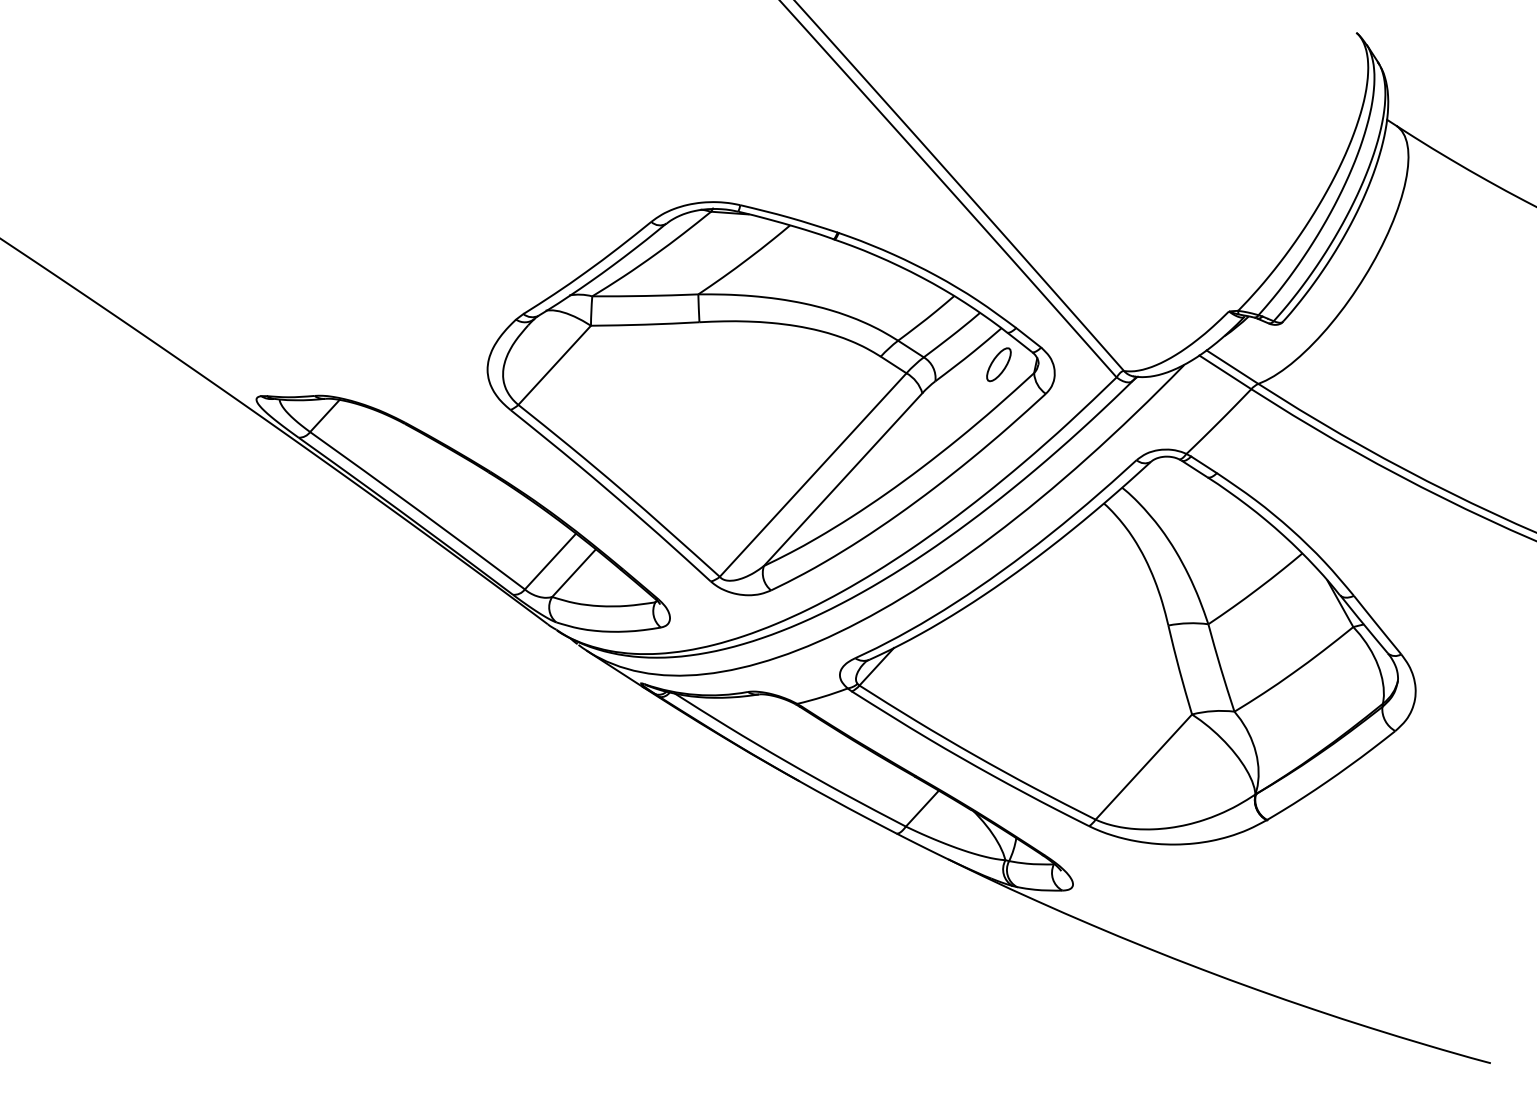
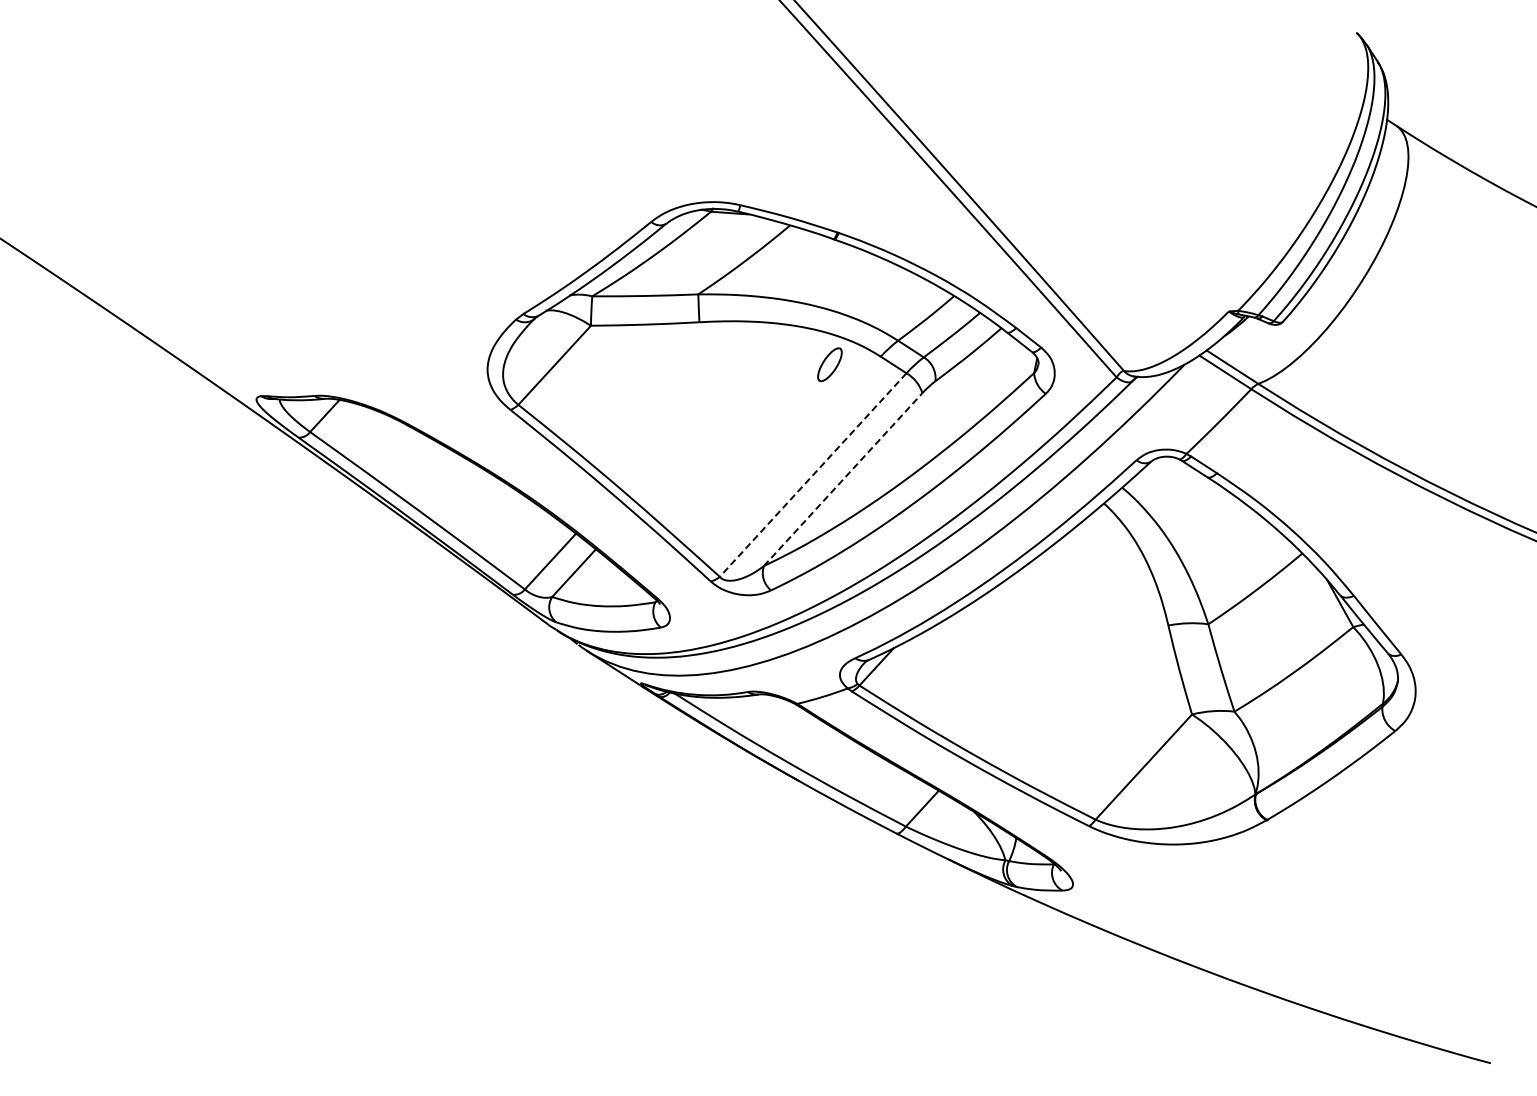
part position: (998, 364) -> (829, 364) (829, 364)
line: solid -> dashed (812, 475)
line: solid -> dashed (843, 479)
